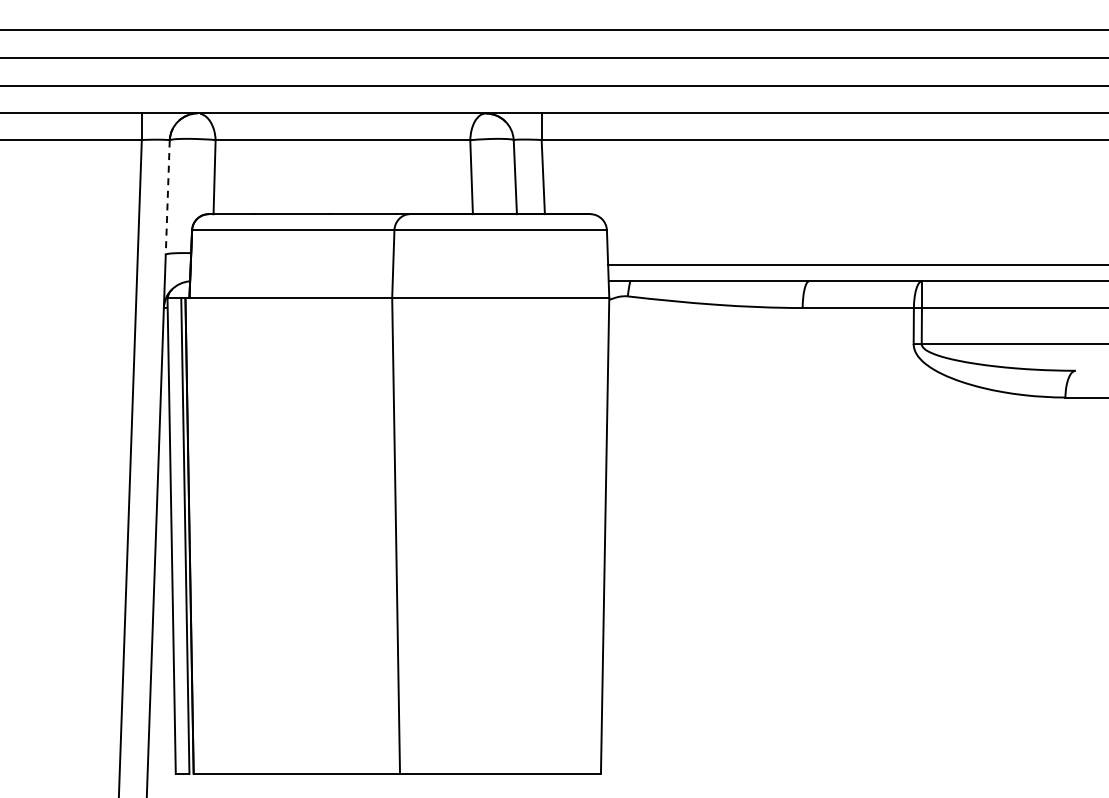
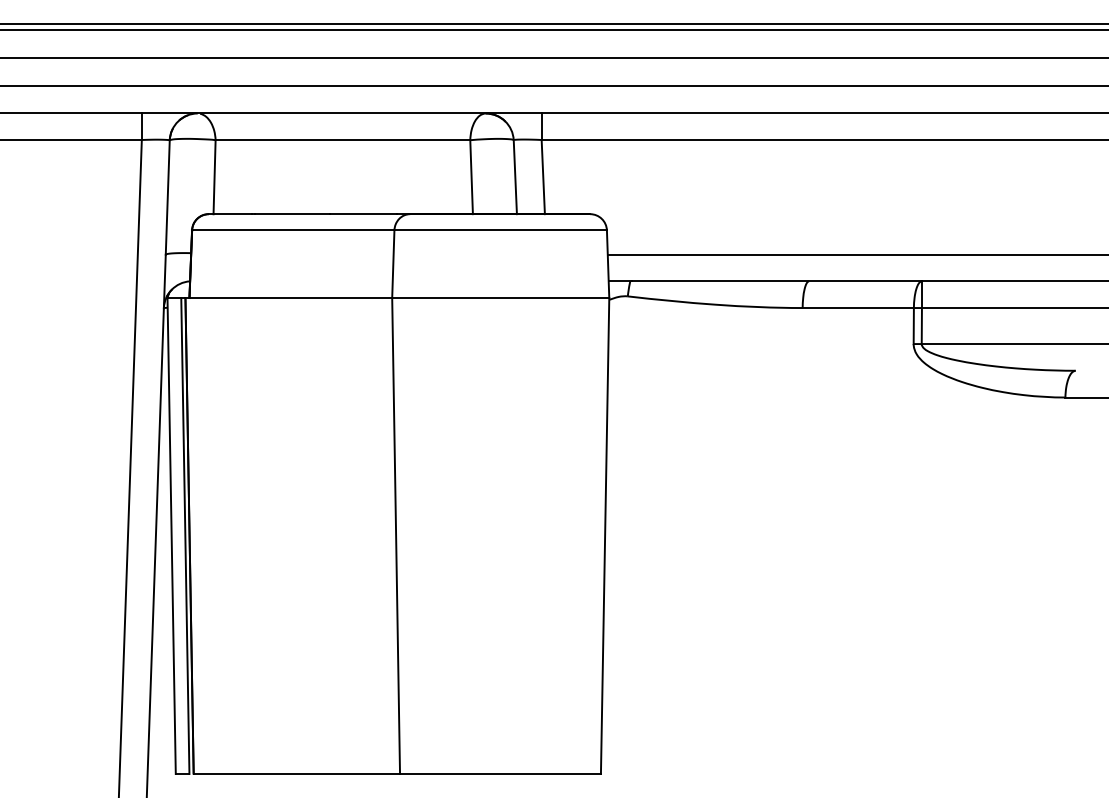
line: none -> present (553, 23)
line: dashed -> solid (167, 198)
line position: (856, 264) -> (856, 254) (856, 254)
